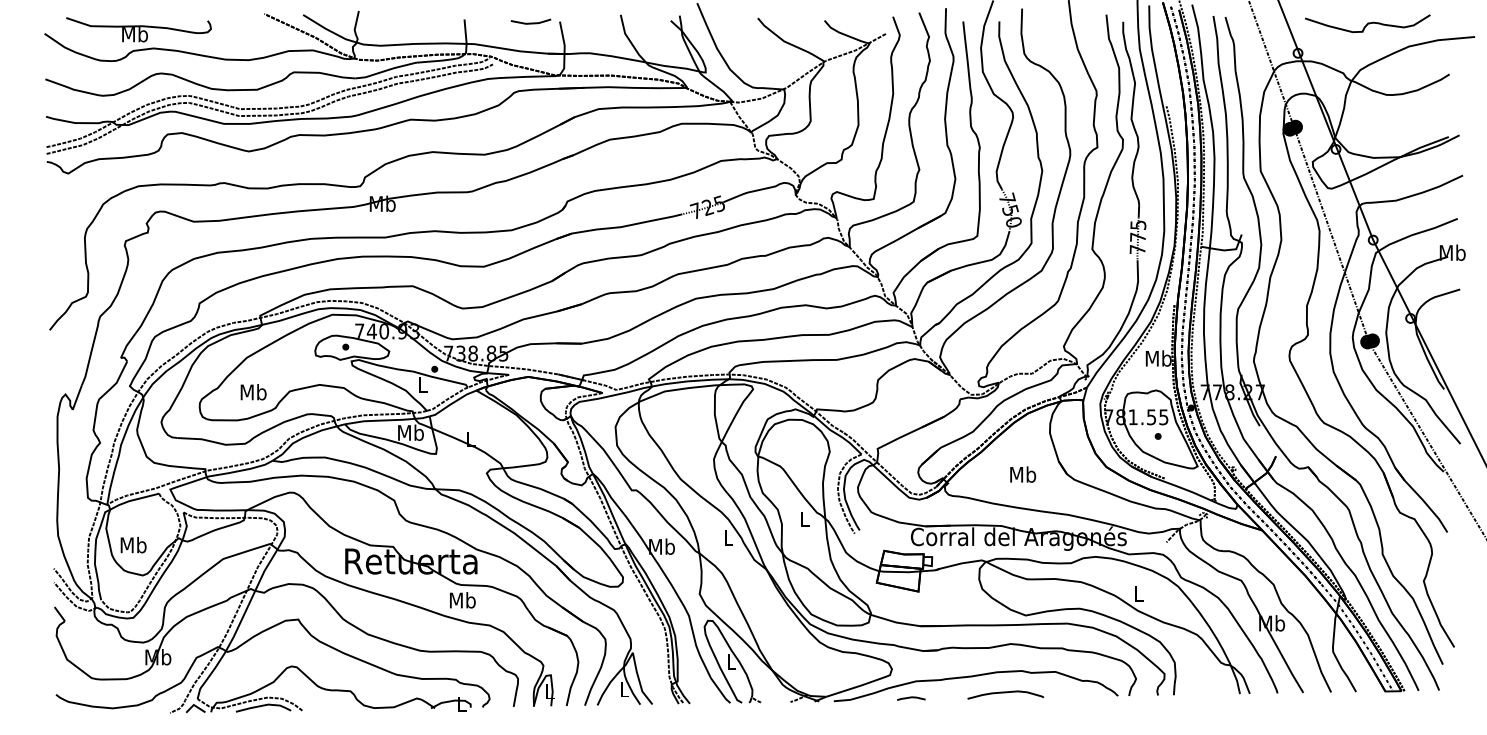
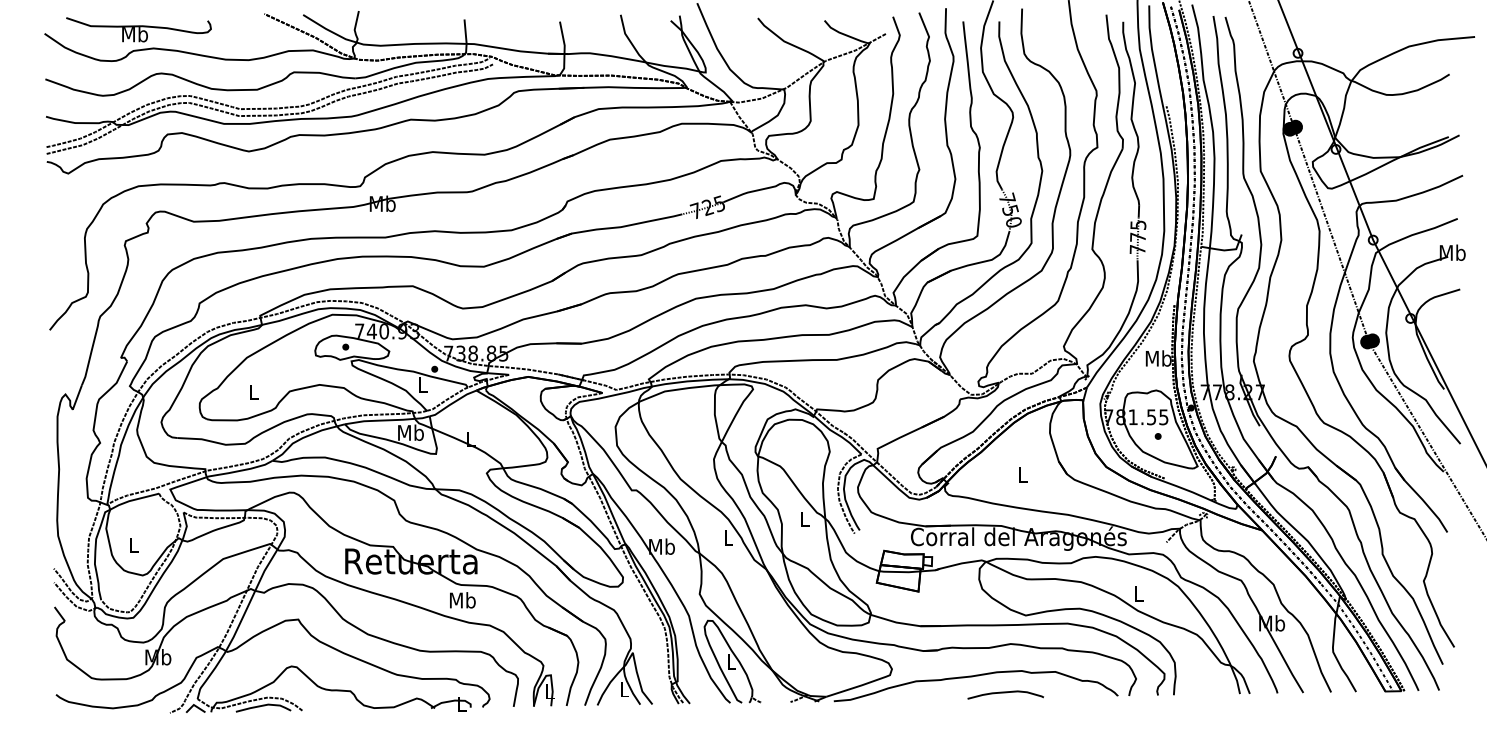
line: present -> none (530, 22)
curve: present -> none (1367, 23)
text: Mb -> L (253, 392)
text: Mb -> L (1023, 474)
text: Mb -> L (133, 544)
line: present -> none (911, 698)
